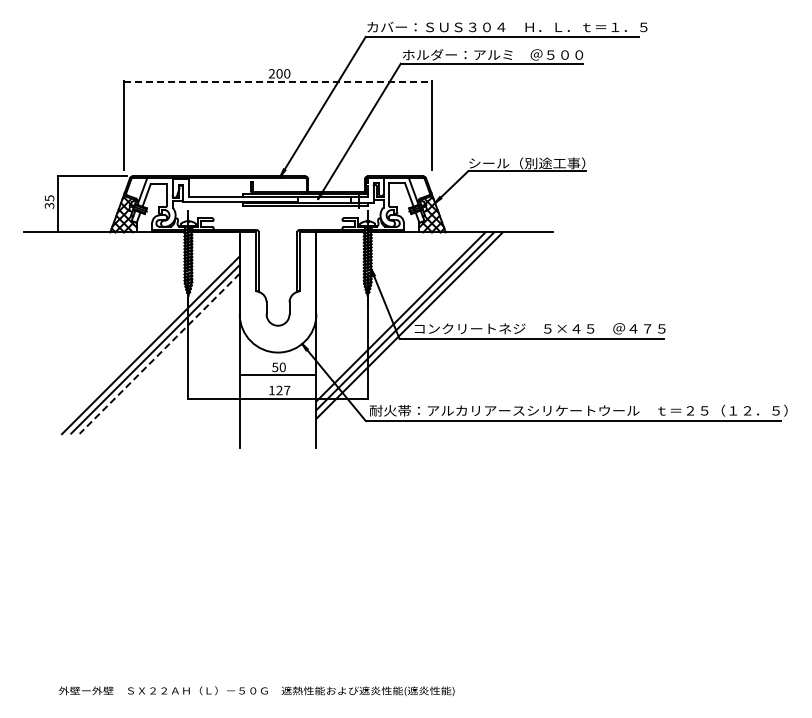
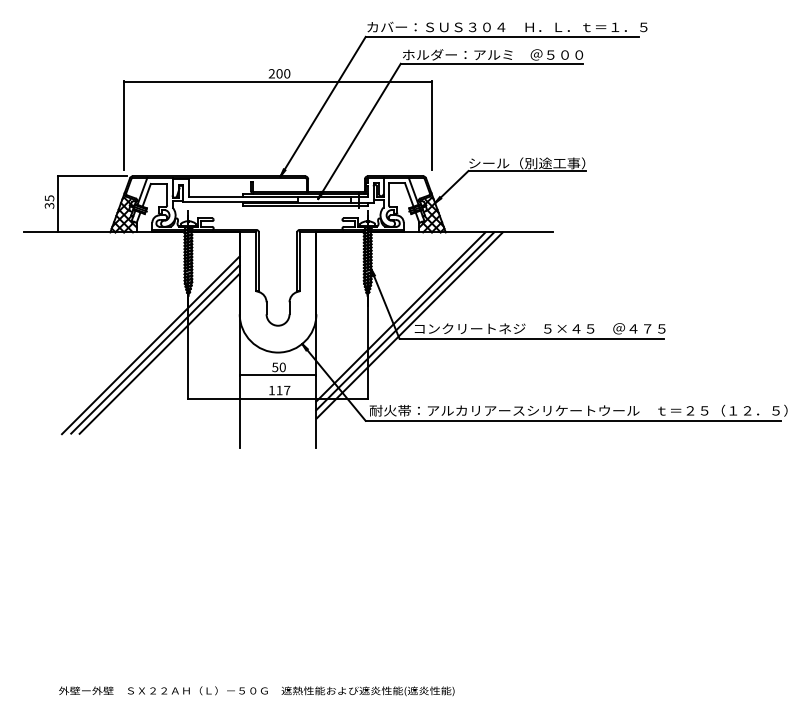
line: dashed -> solid (278, 81)
line: dashed -> solid (159, 354)
text: 127 -> 117 (279, 390)
